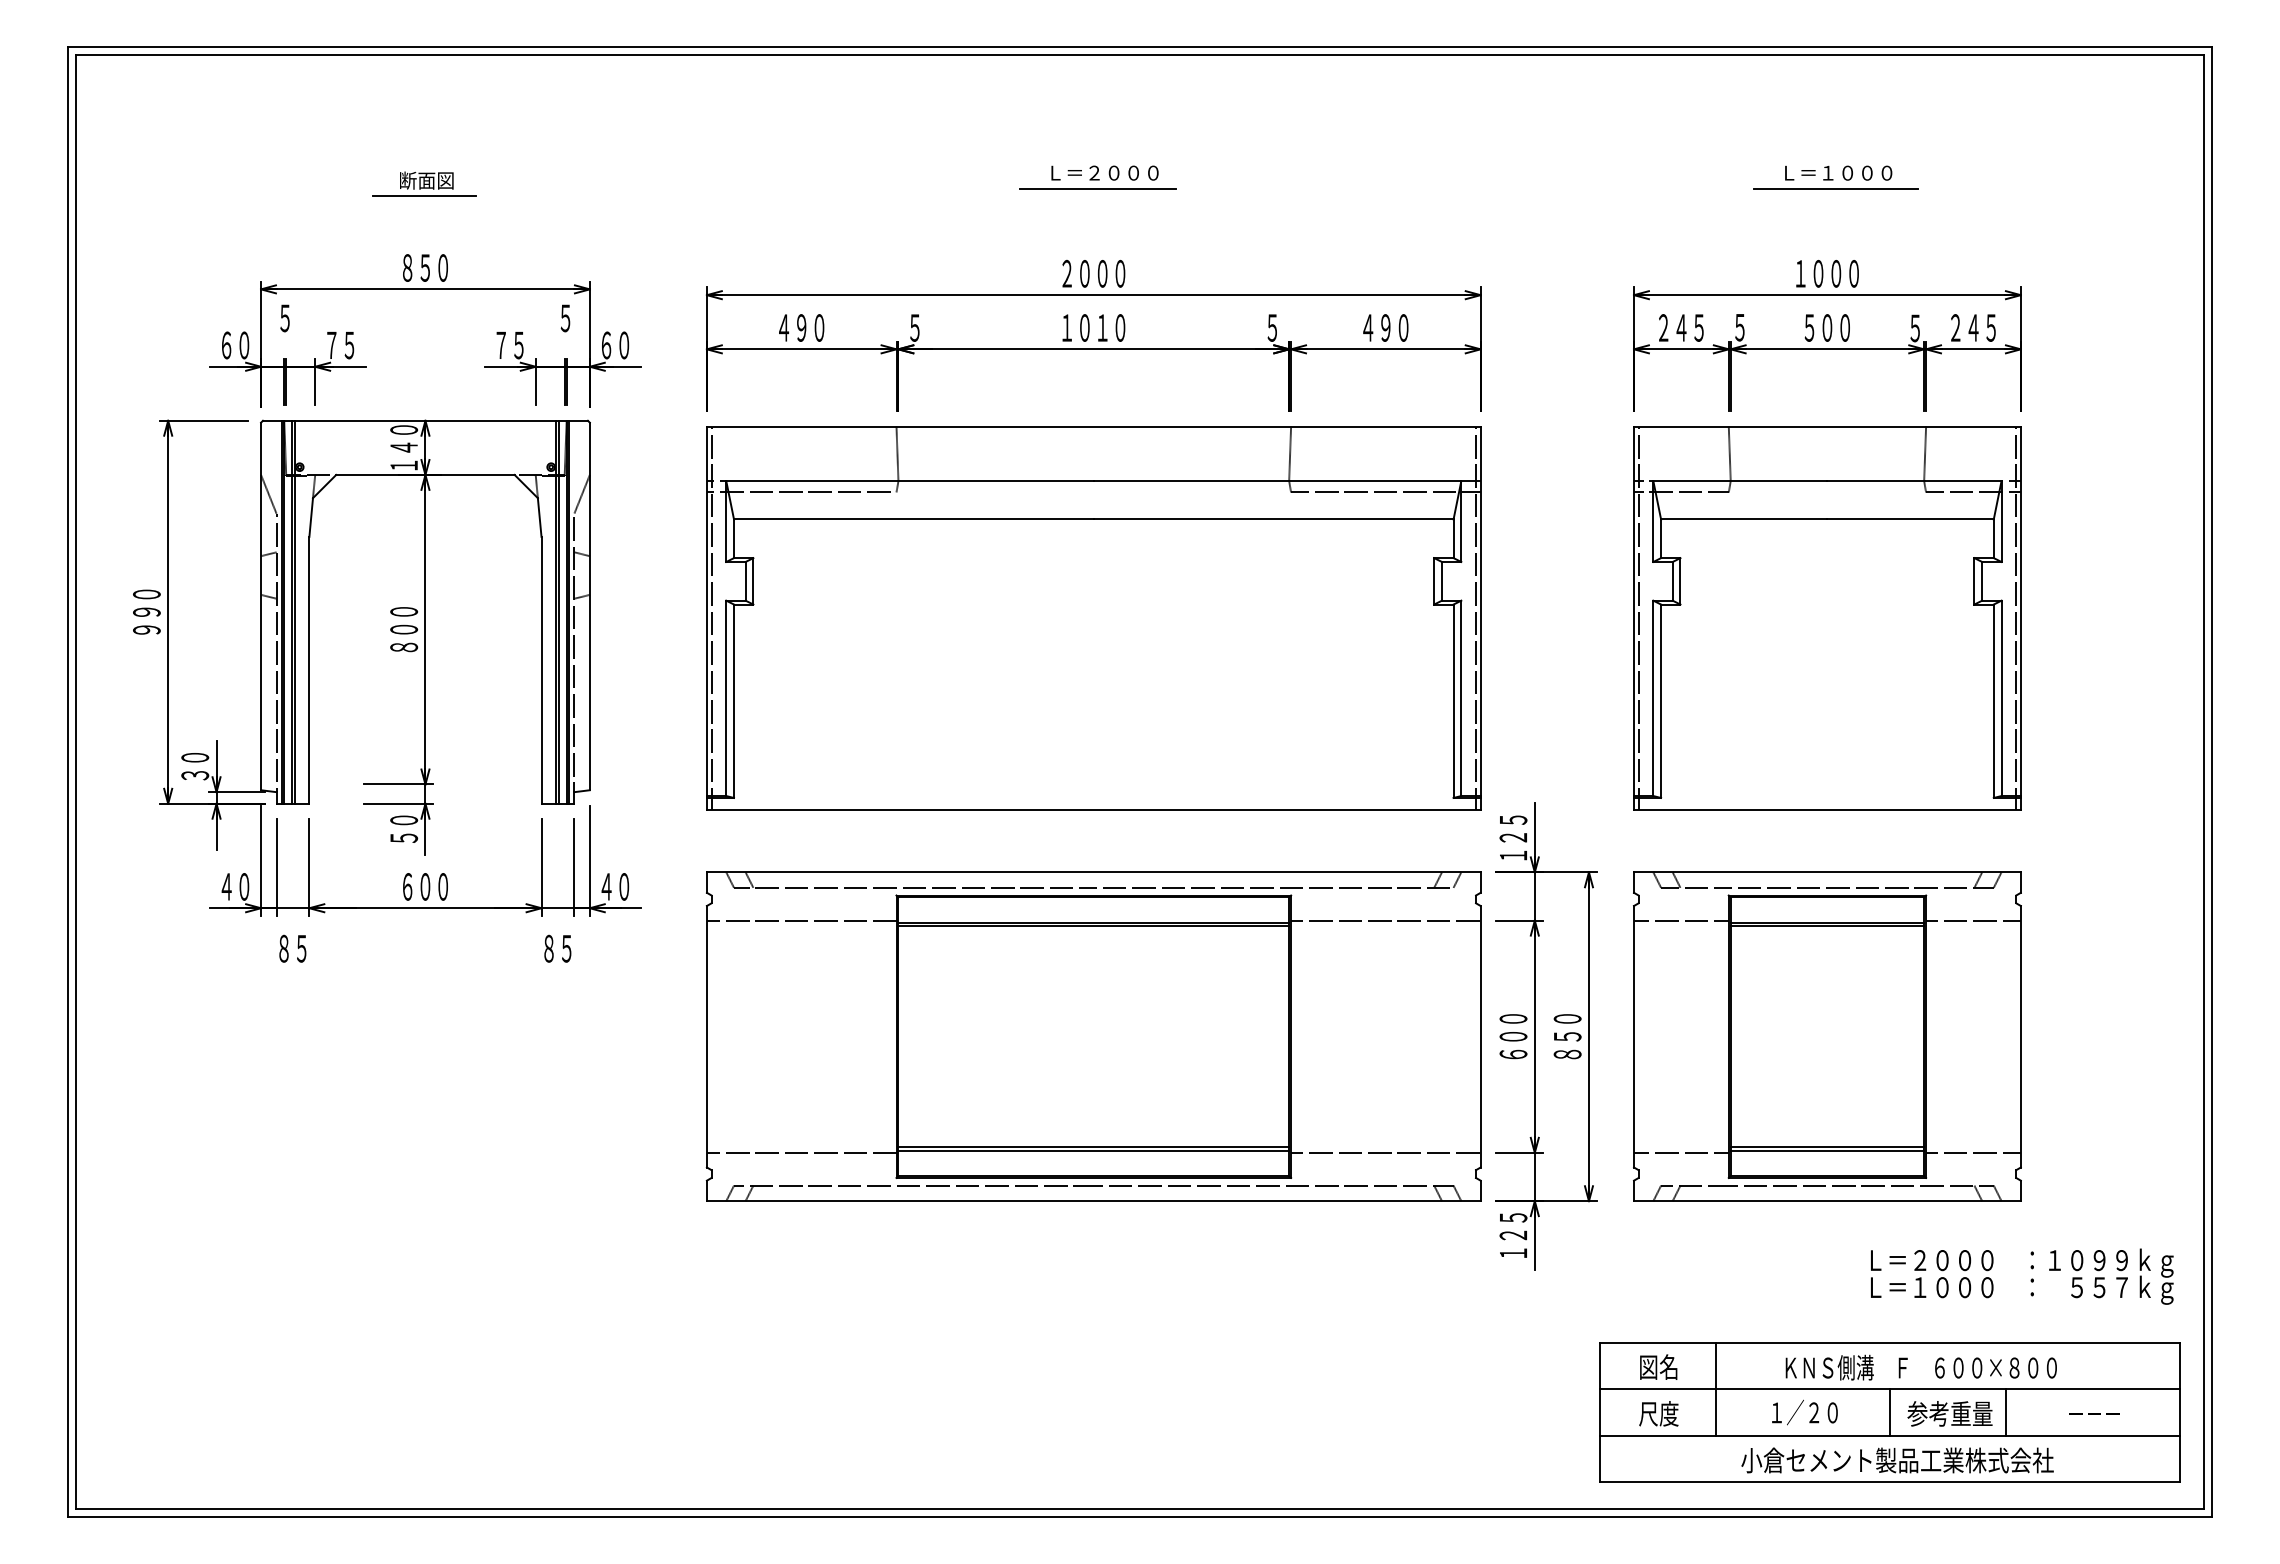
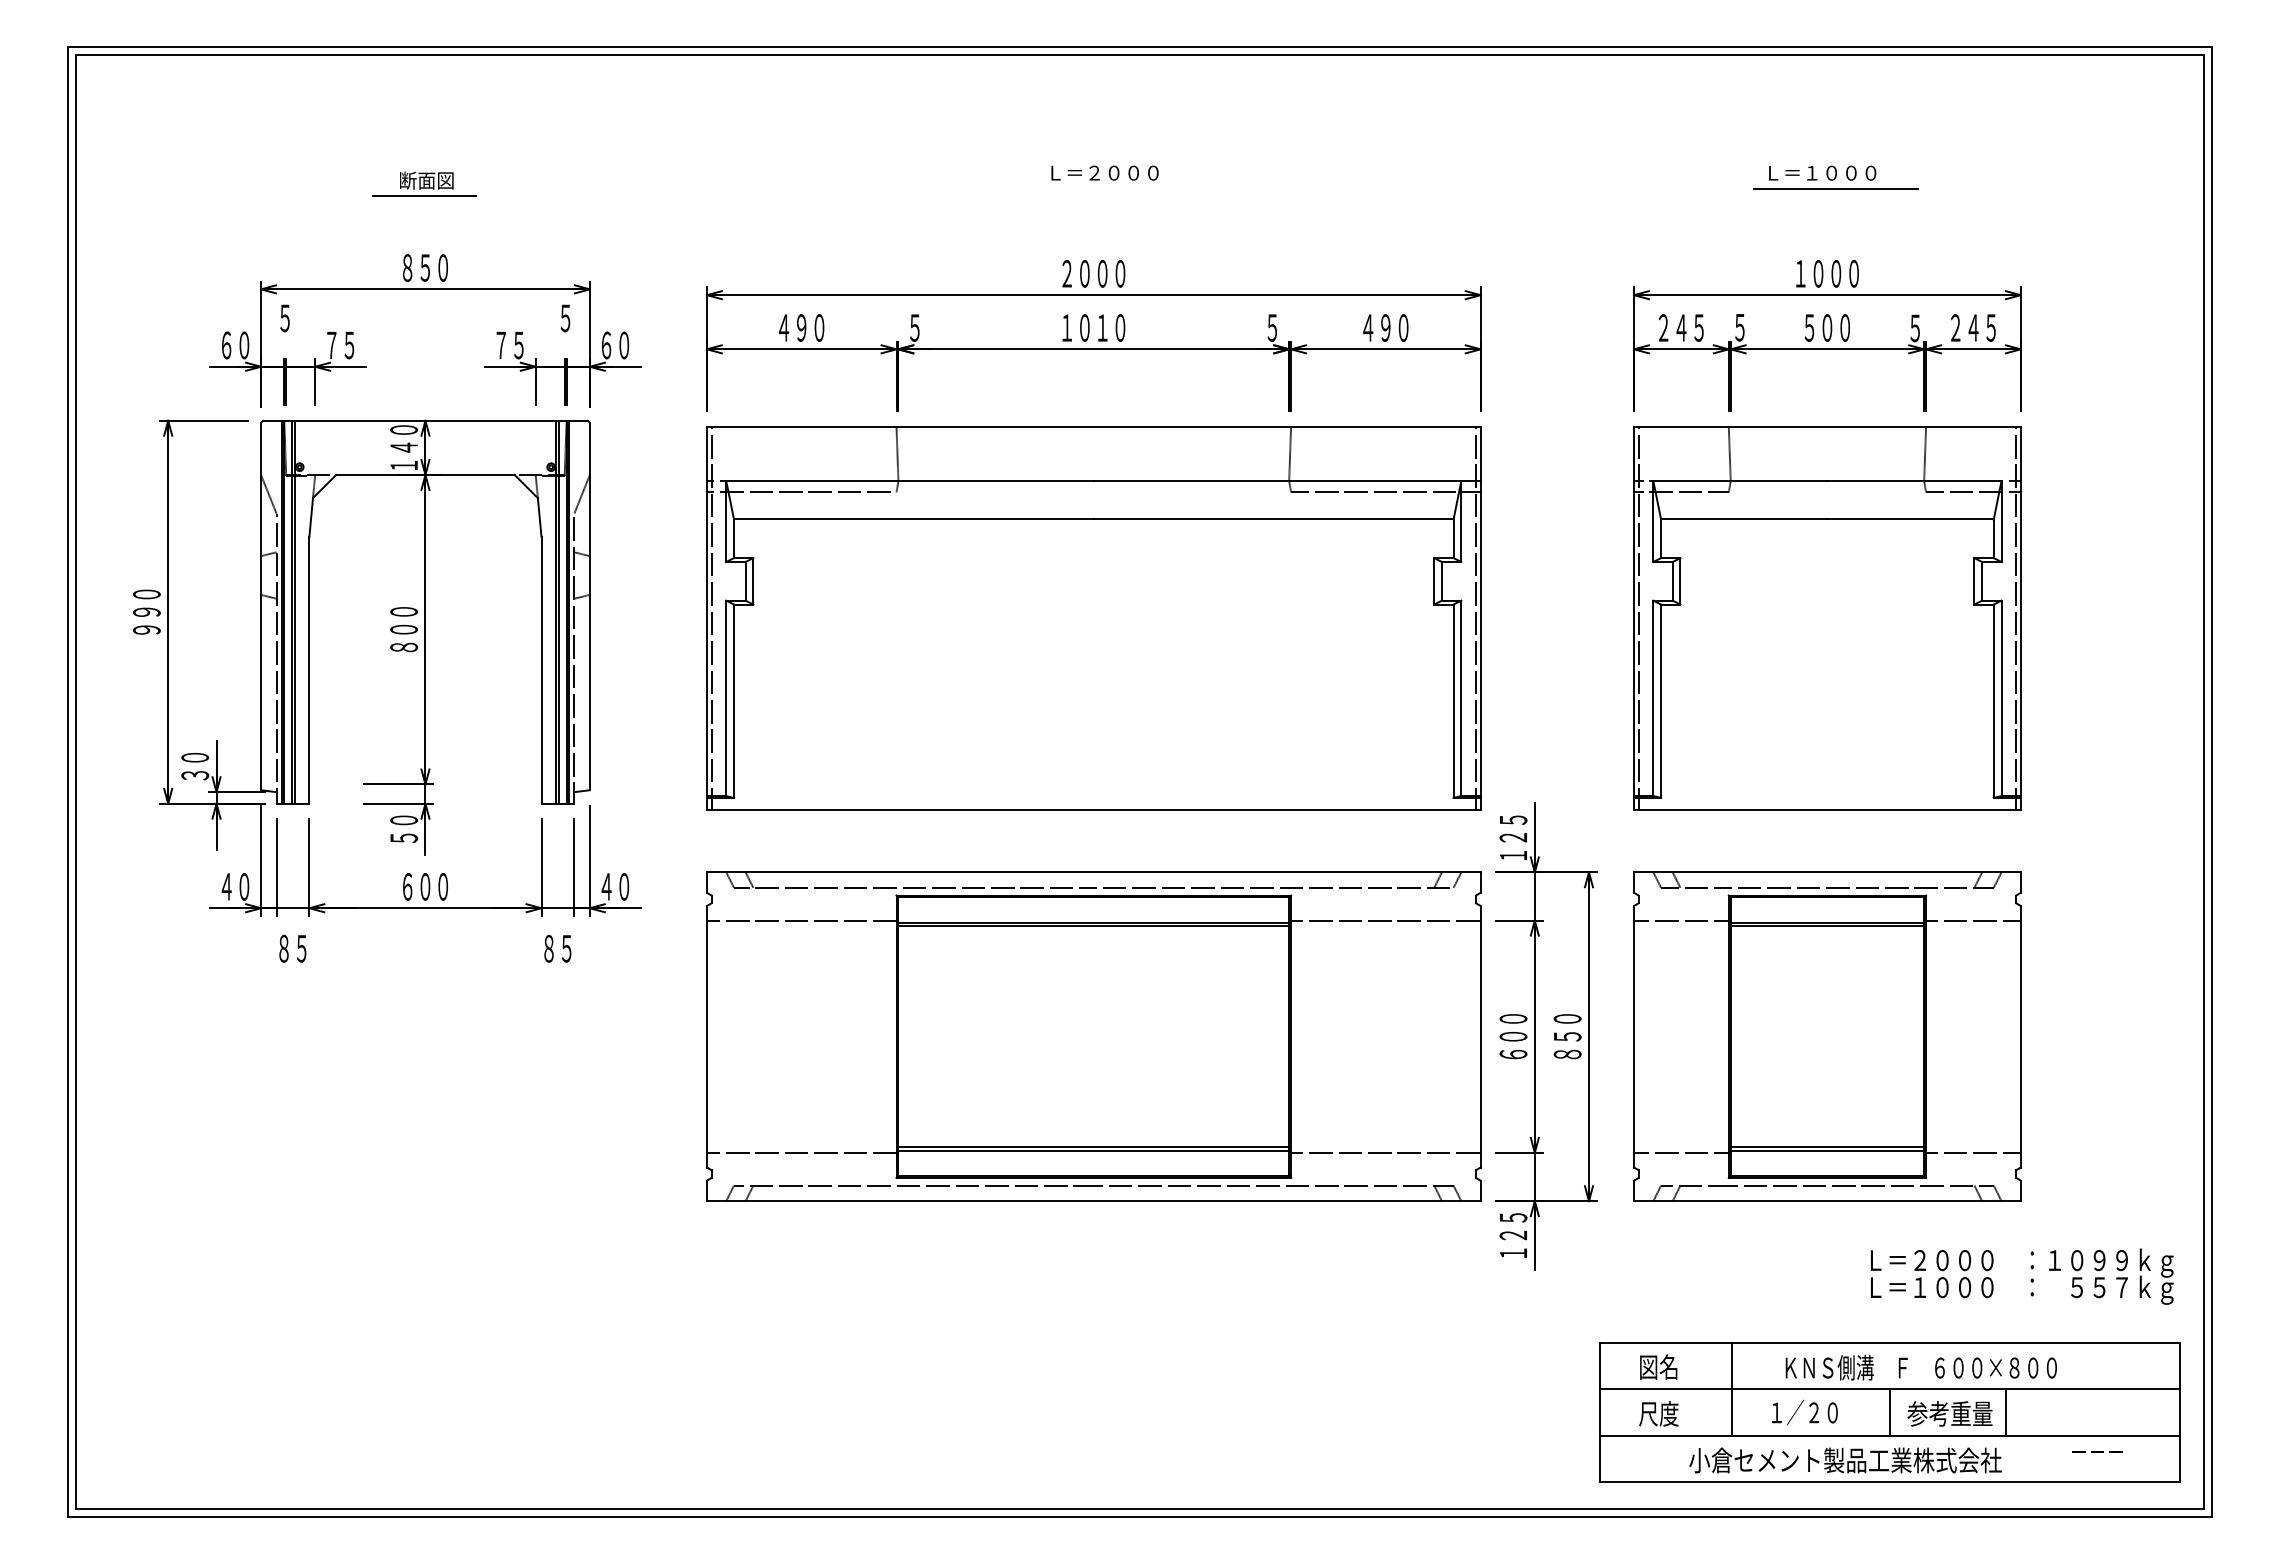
text position: (1838, 172) -> (1822, 172) (1822, 172)
line: present -> none (1097, 188)
line position: (1716, 1388) -> (1732, 1388) (1732, 1388)
text position: (2094, 1413) -> (2097, 1451) (2097, 1451)
text position: (1897, 1460) -> (1845, 1460) (1845, 1460)
